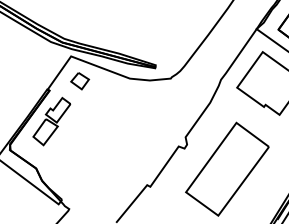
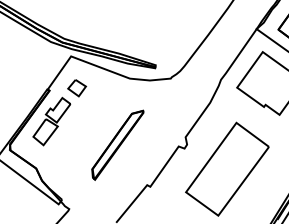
part position: (80, 81) -> (77, 88) (77, 88)
part: none -> present (117, 144)
